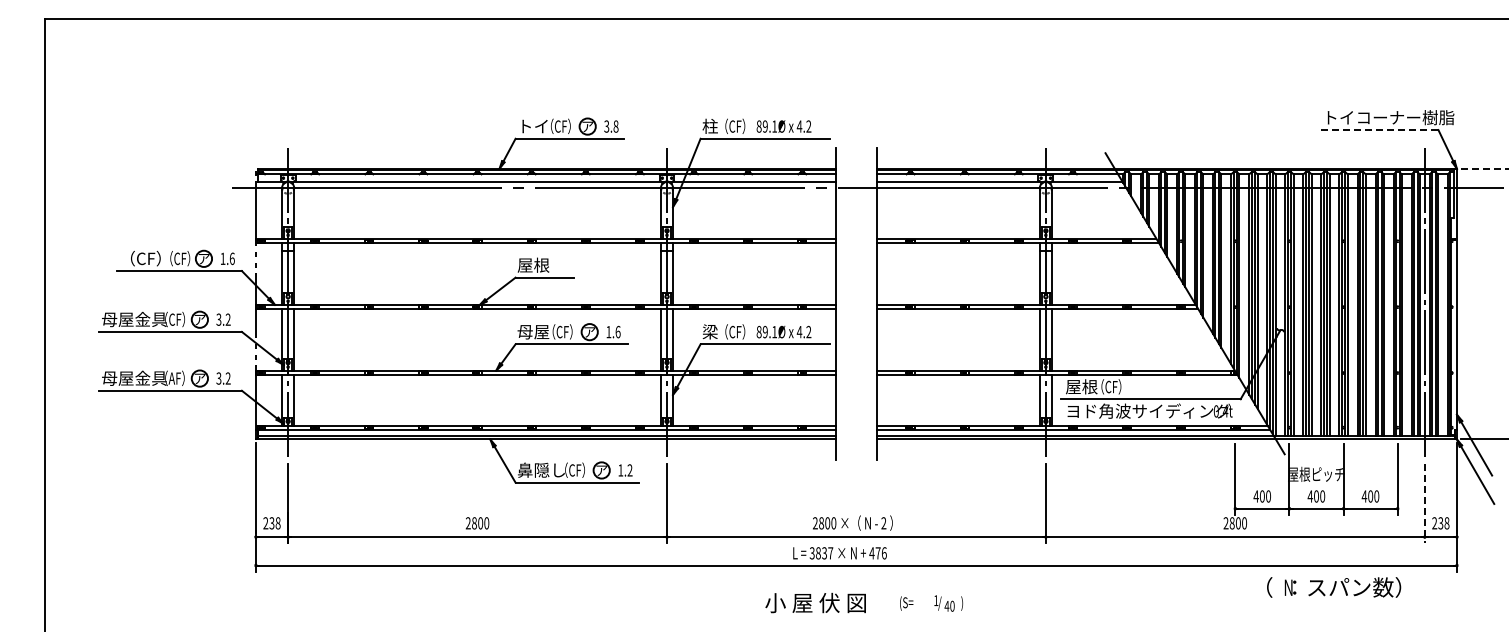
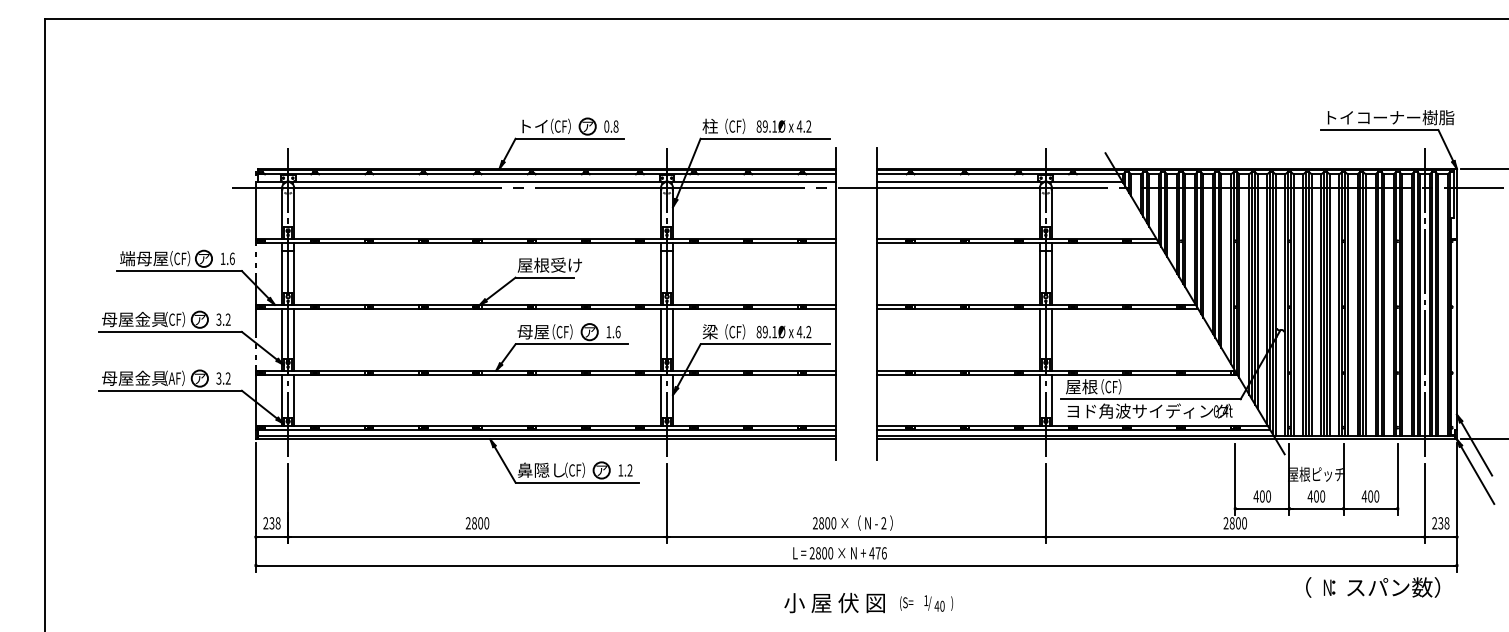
text: 3.8 -> 0.8 (606, 126)
line: dashed -> solid (1379, 130)
line: dashed -> solid (1484, 168)
text: （CF） -> 端母屋 (144, 258)
text: 屋根 -> 屋根受け (566, 264)
line: dashed -> solid (1424, 503)
text: 3837 -> 2800 (821, 553)
text position: (1334, 587) -> (1373, 587) (1373, 587)
text position: (815, 602) -> (834, 602) (834, 602)
text position: (948, 603) -> (938, 603) (938, 603)
